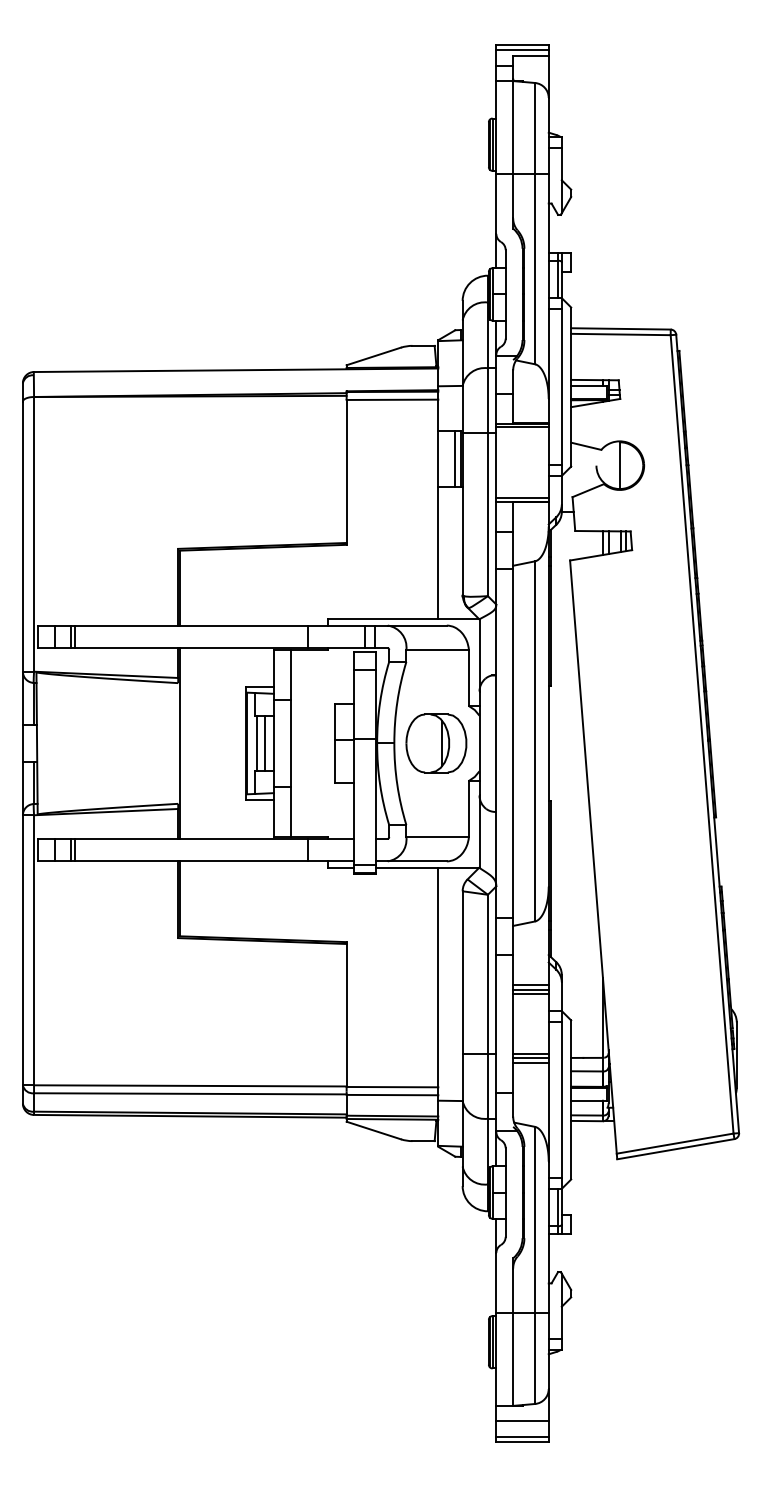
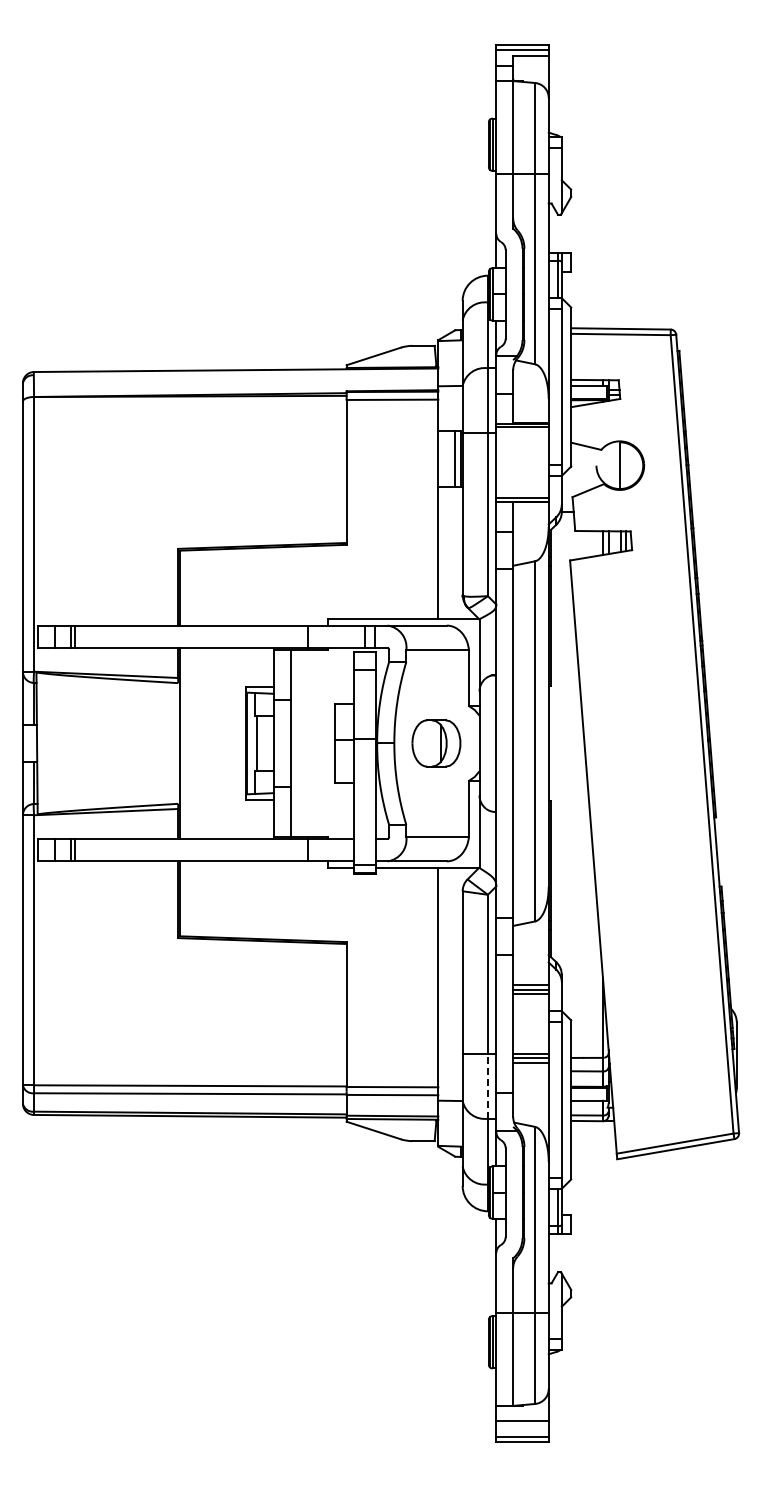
line: present -> none (265, 743)
part size: 63x61 px -> 51x49 px (436, 743)
line: solid -> dashed (487, 1085)
